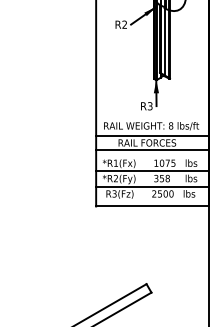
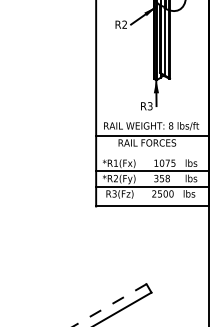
line: present -> none (152, 150)
line: solid -> dashed (109, 305)
